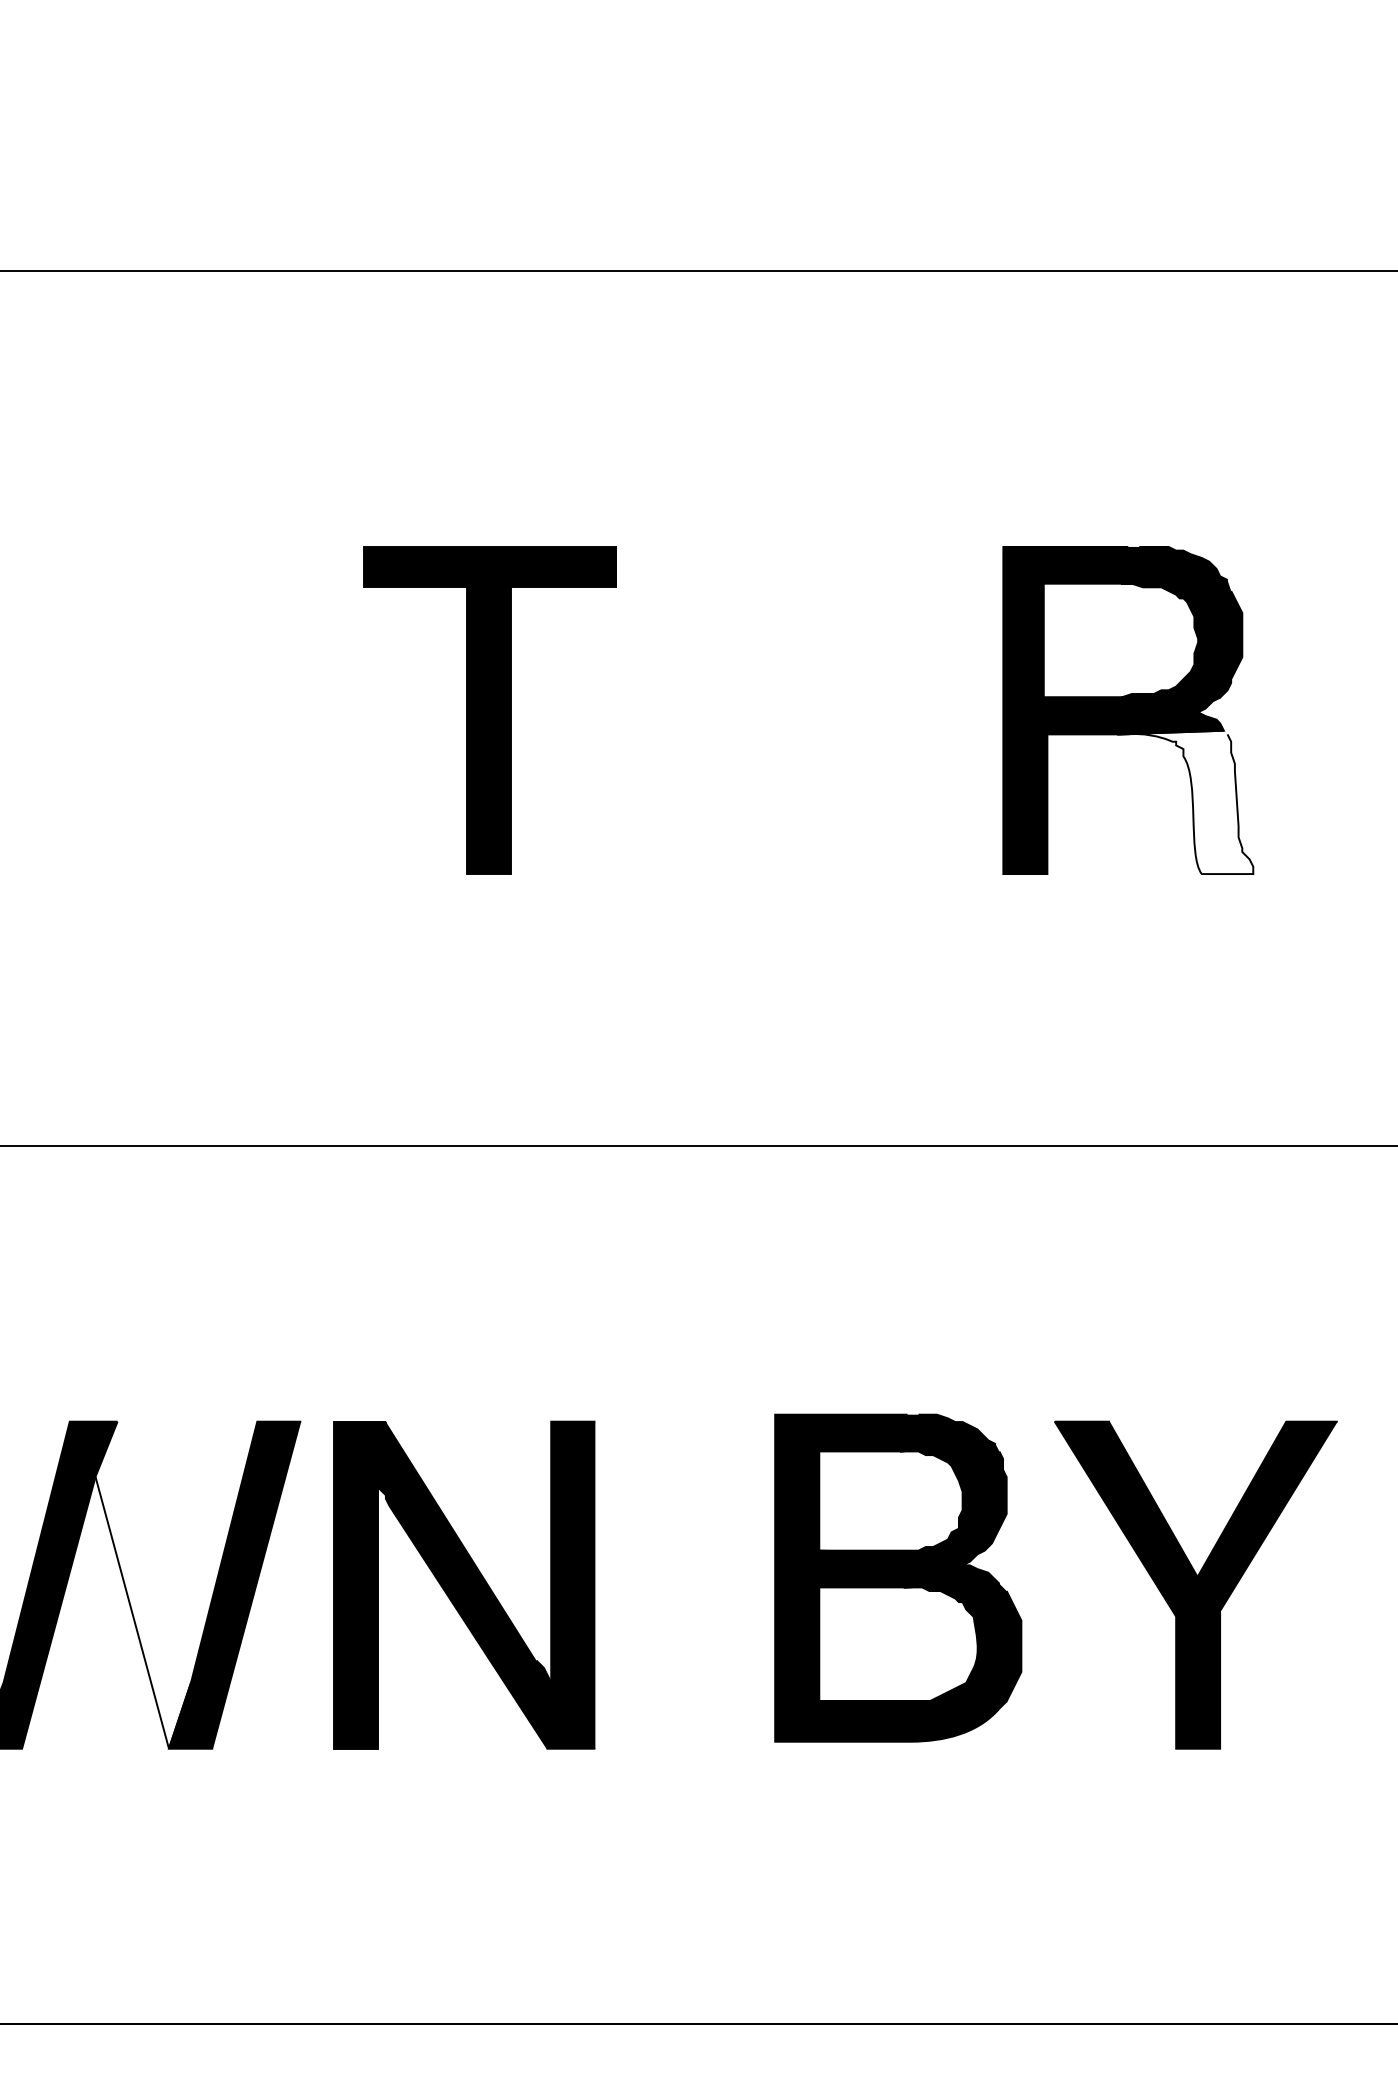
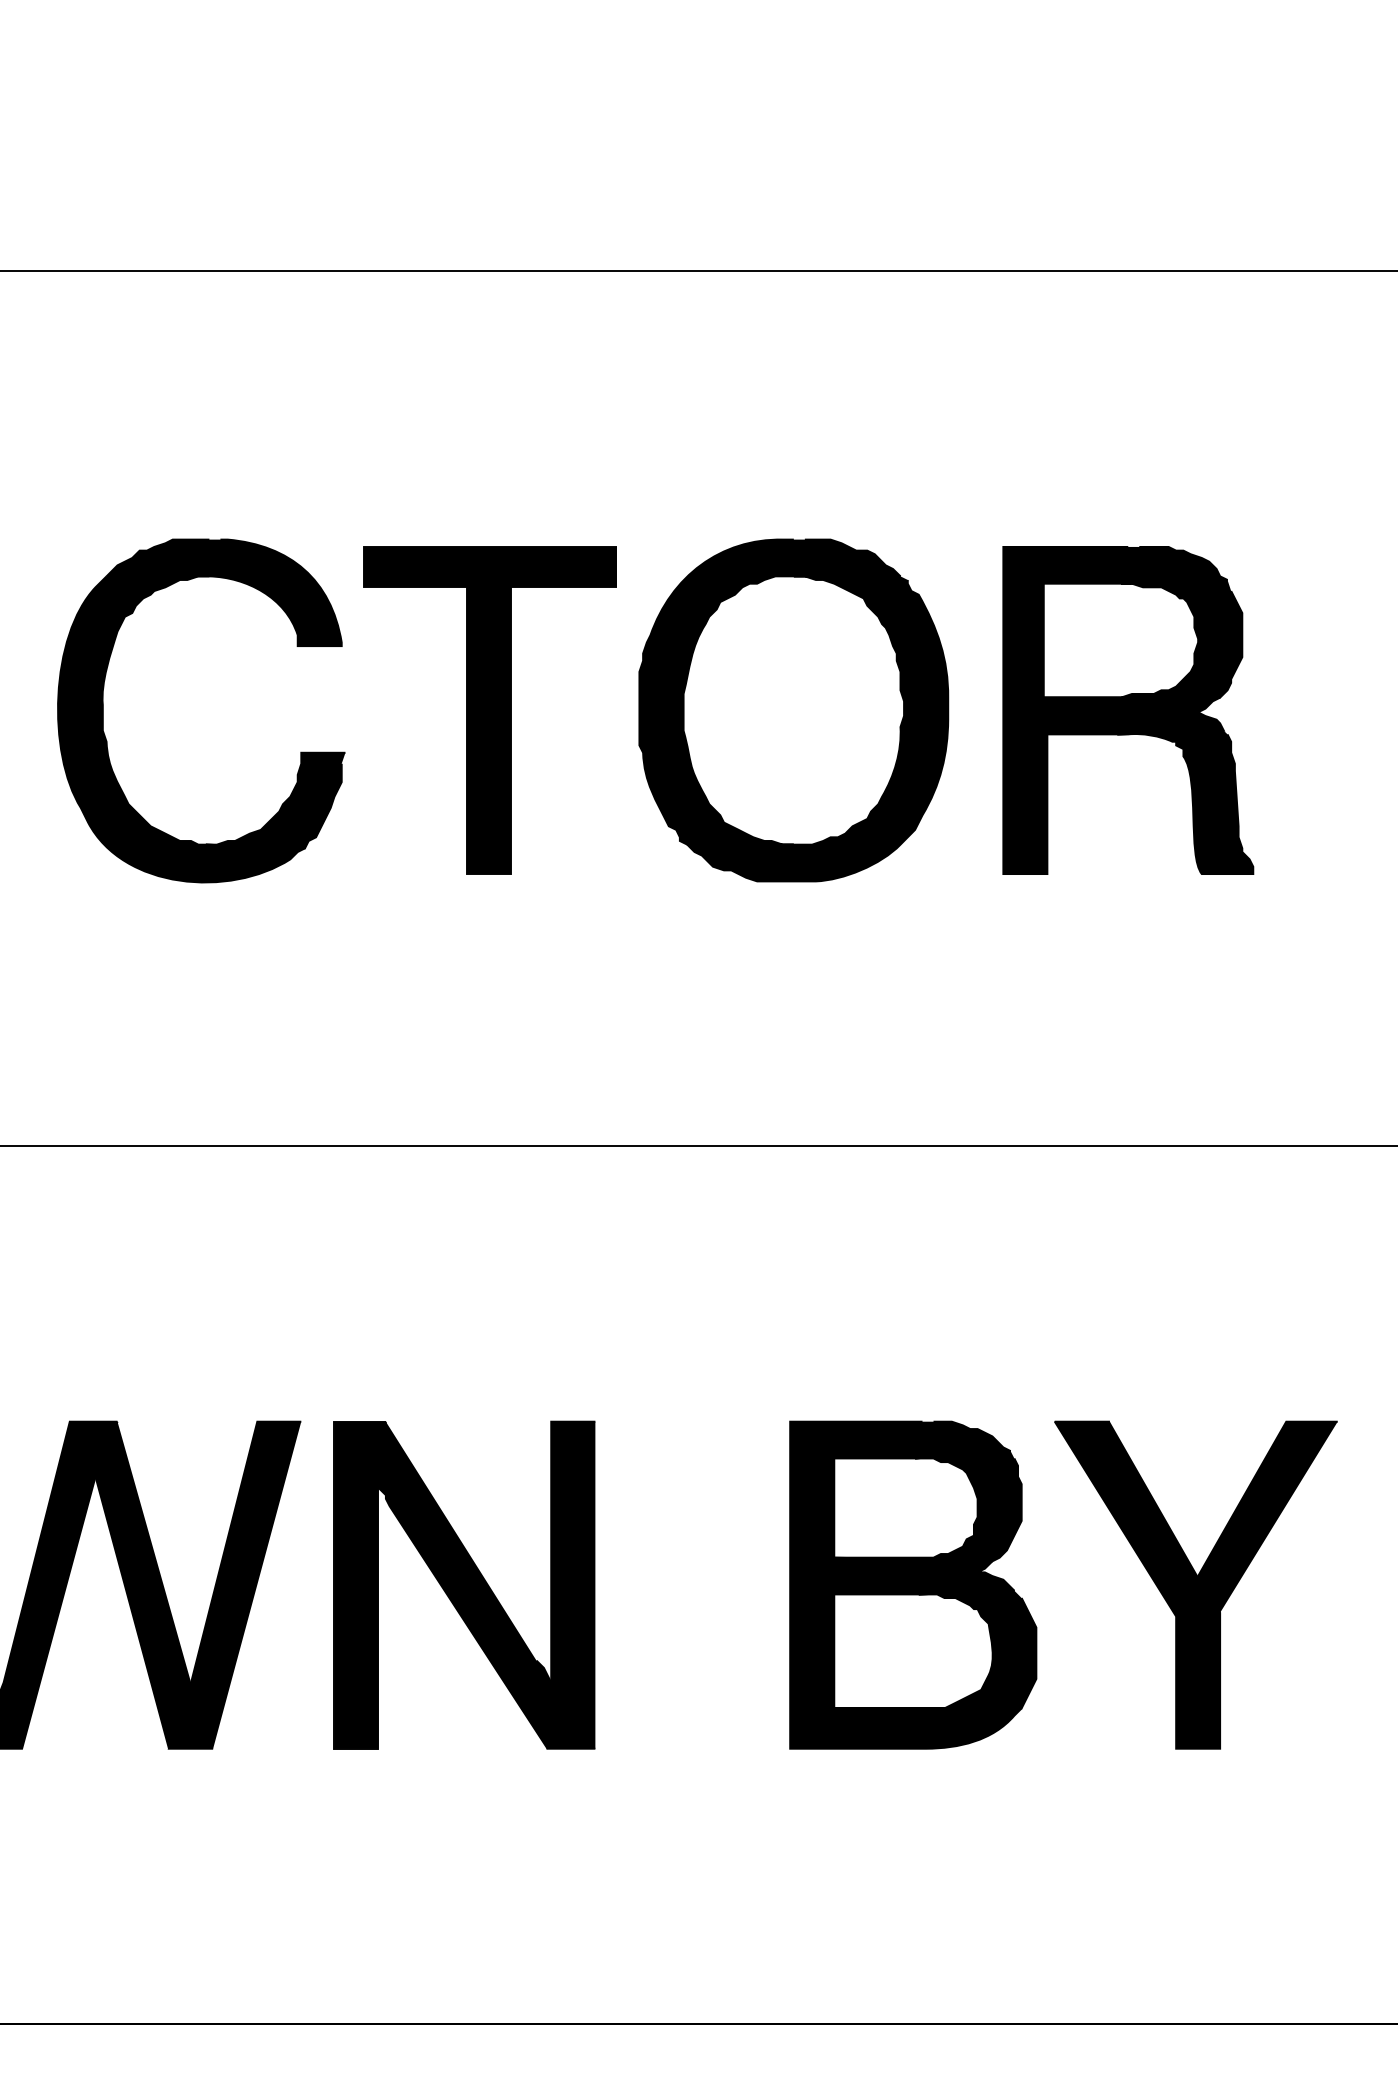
part: none -> present (103, 710)
part: none -> present (793, 710)
fill: none -> present (1185, 802)
part position: (898, 1577) -> (913, 1584) (913, 1584)
fill: none -> present (143, 1584)
